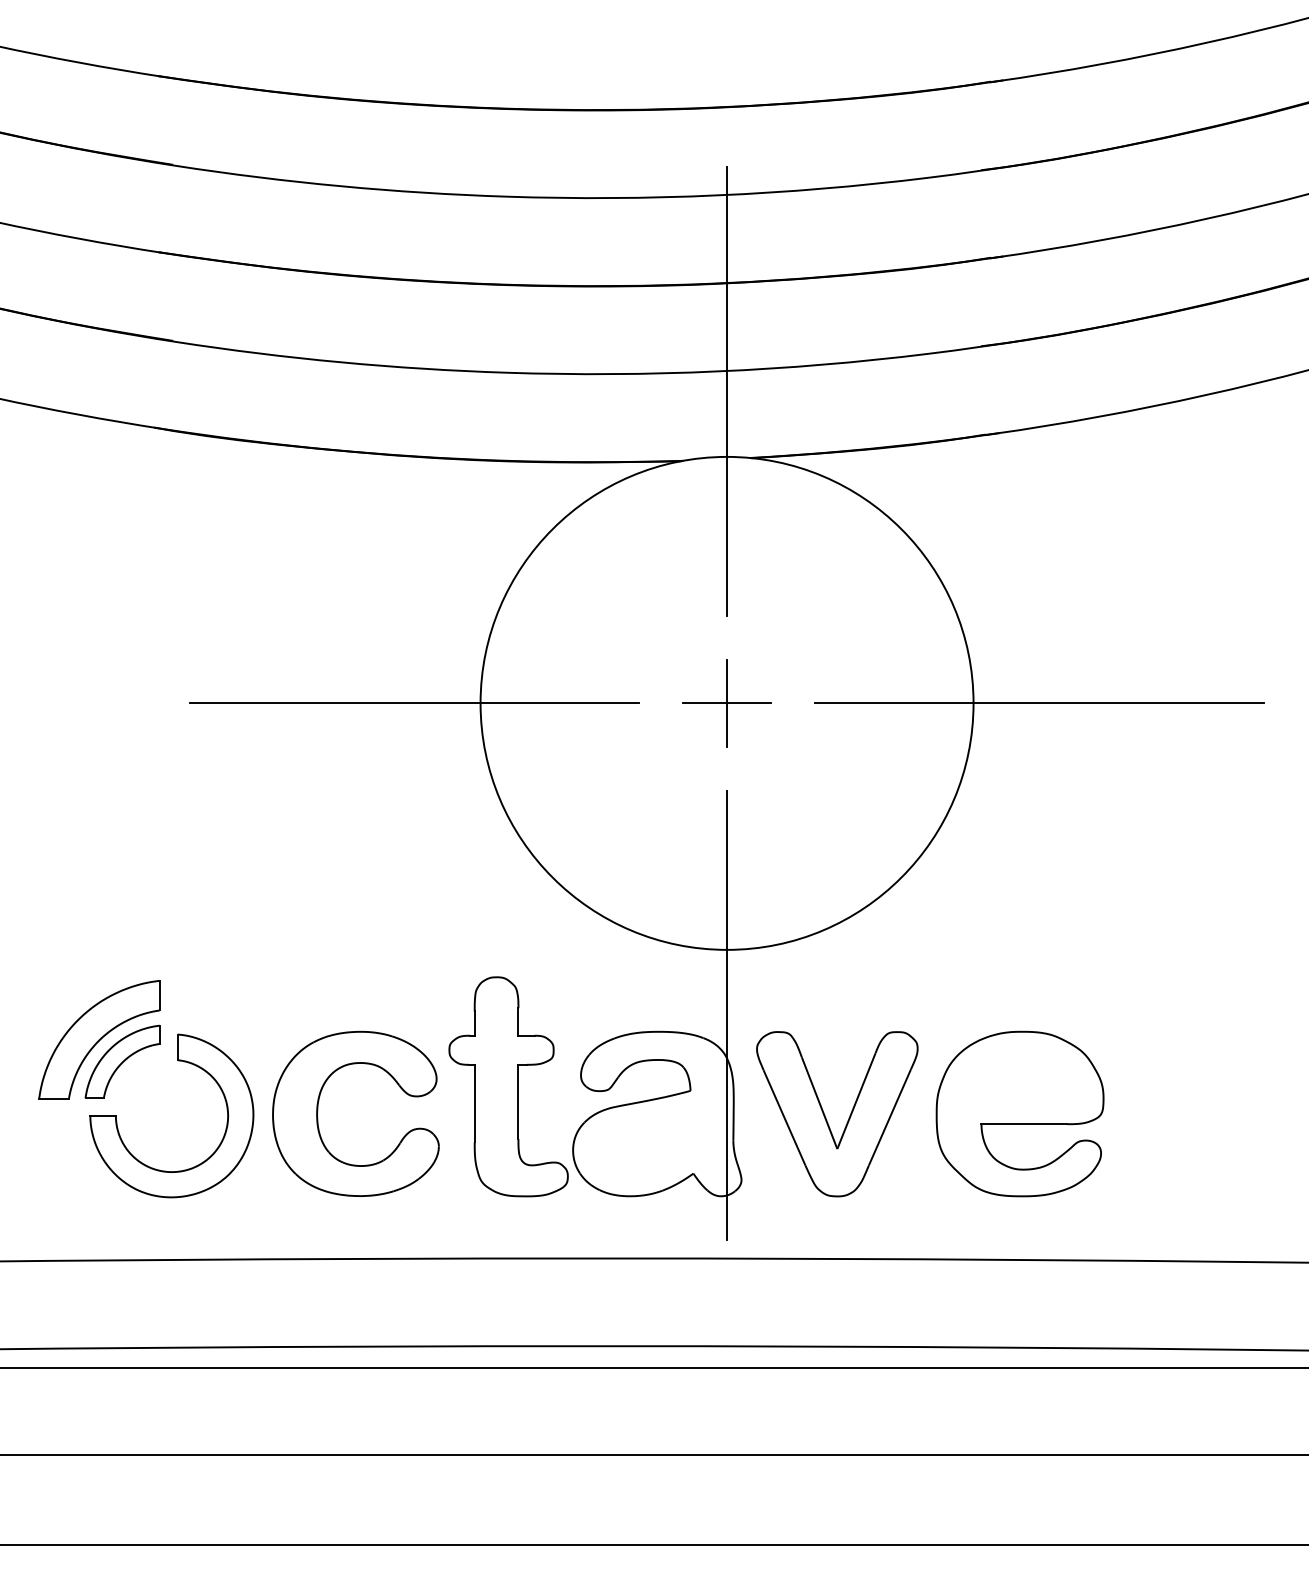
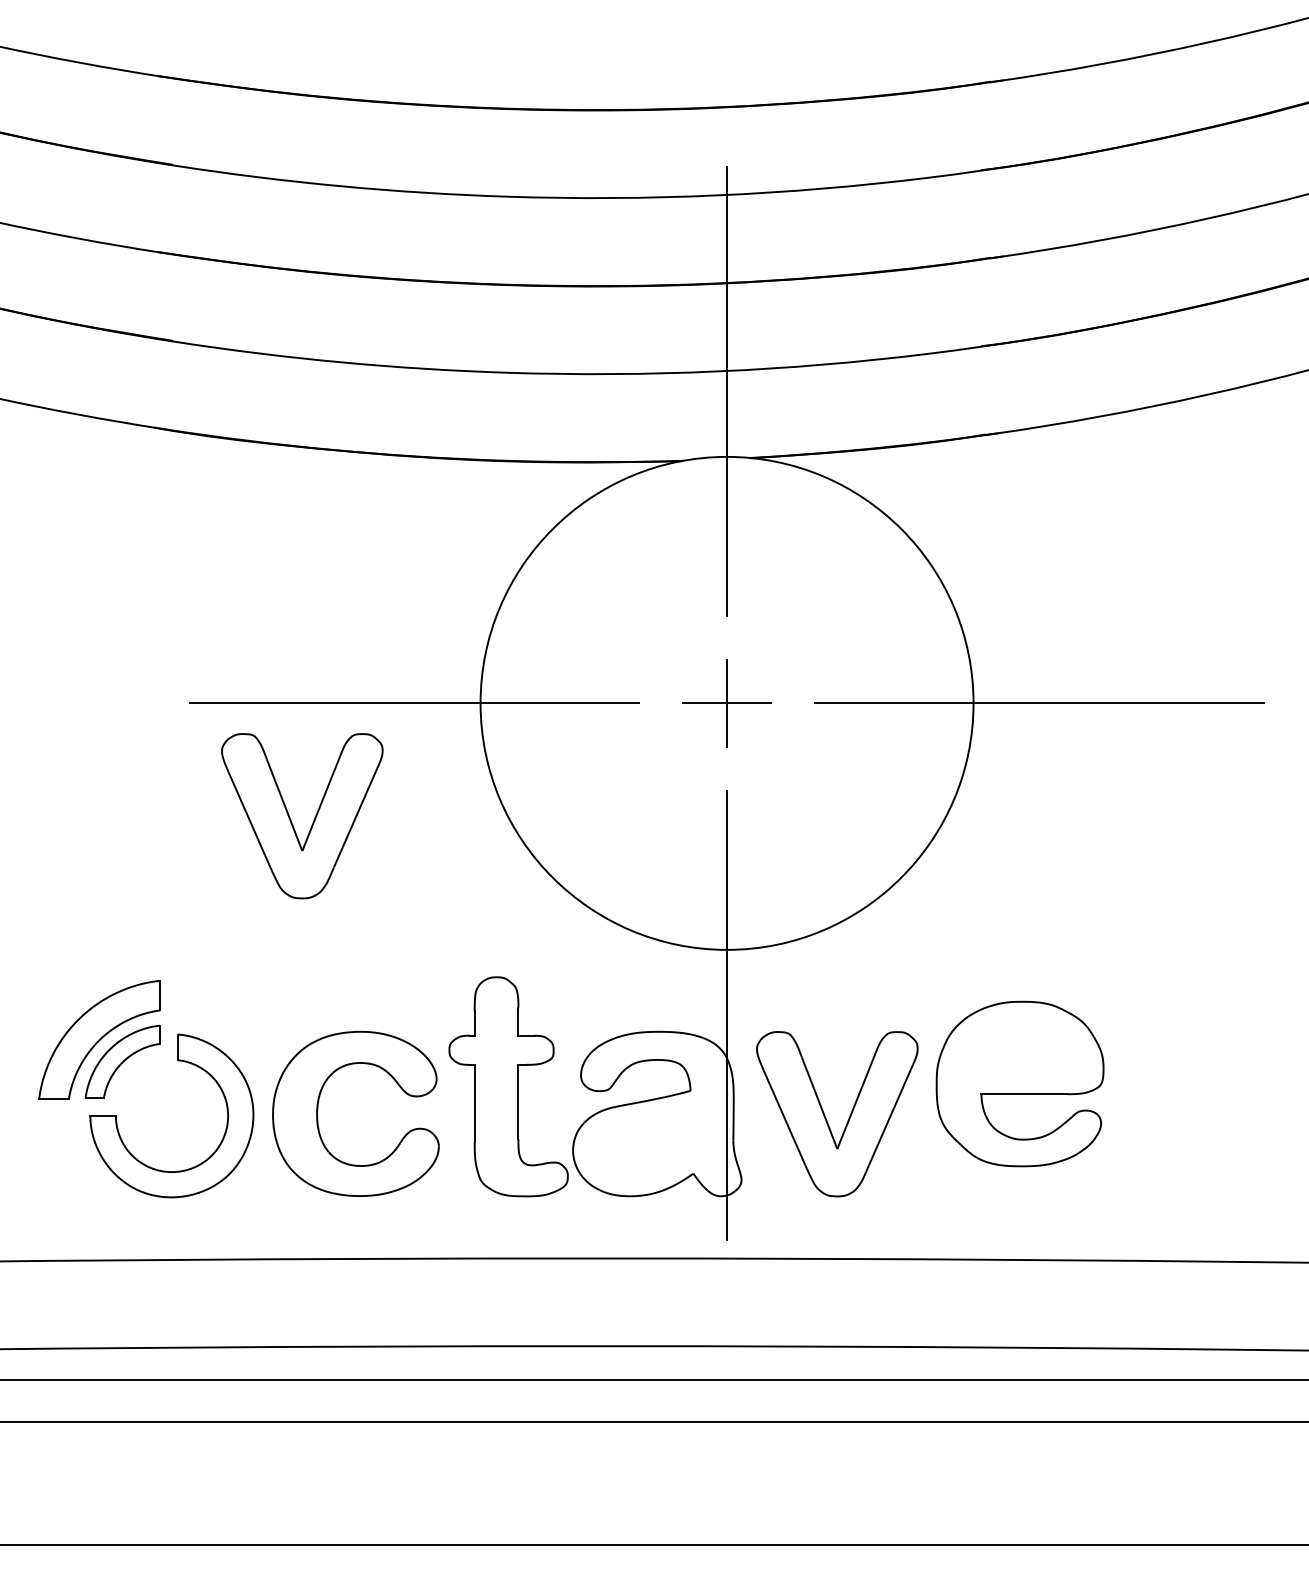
part: none -> present (291, 819)
part position: (1019, 1113) -> (1019, 1083) (1019, 1083)
line position: (653, 1367) -> (653, 1379) (653, 1379)
line position: (653, 1455) -> (653, 1422) (653, 1422)
